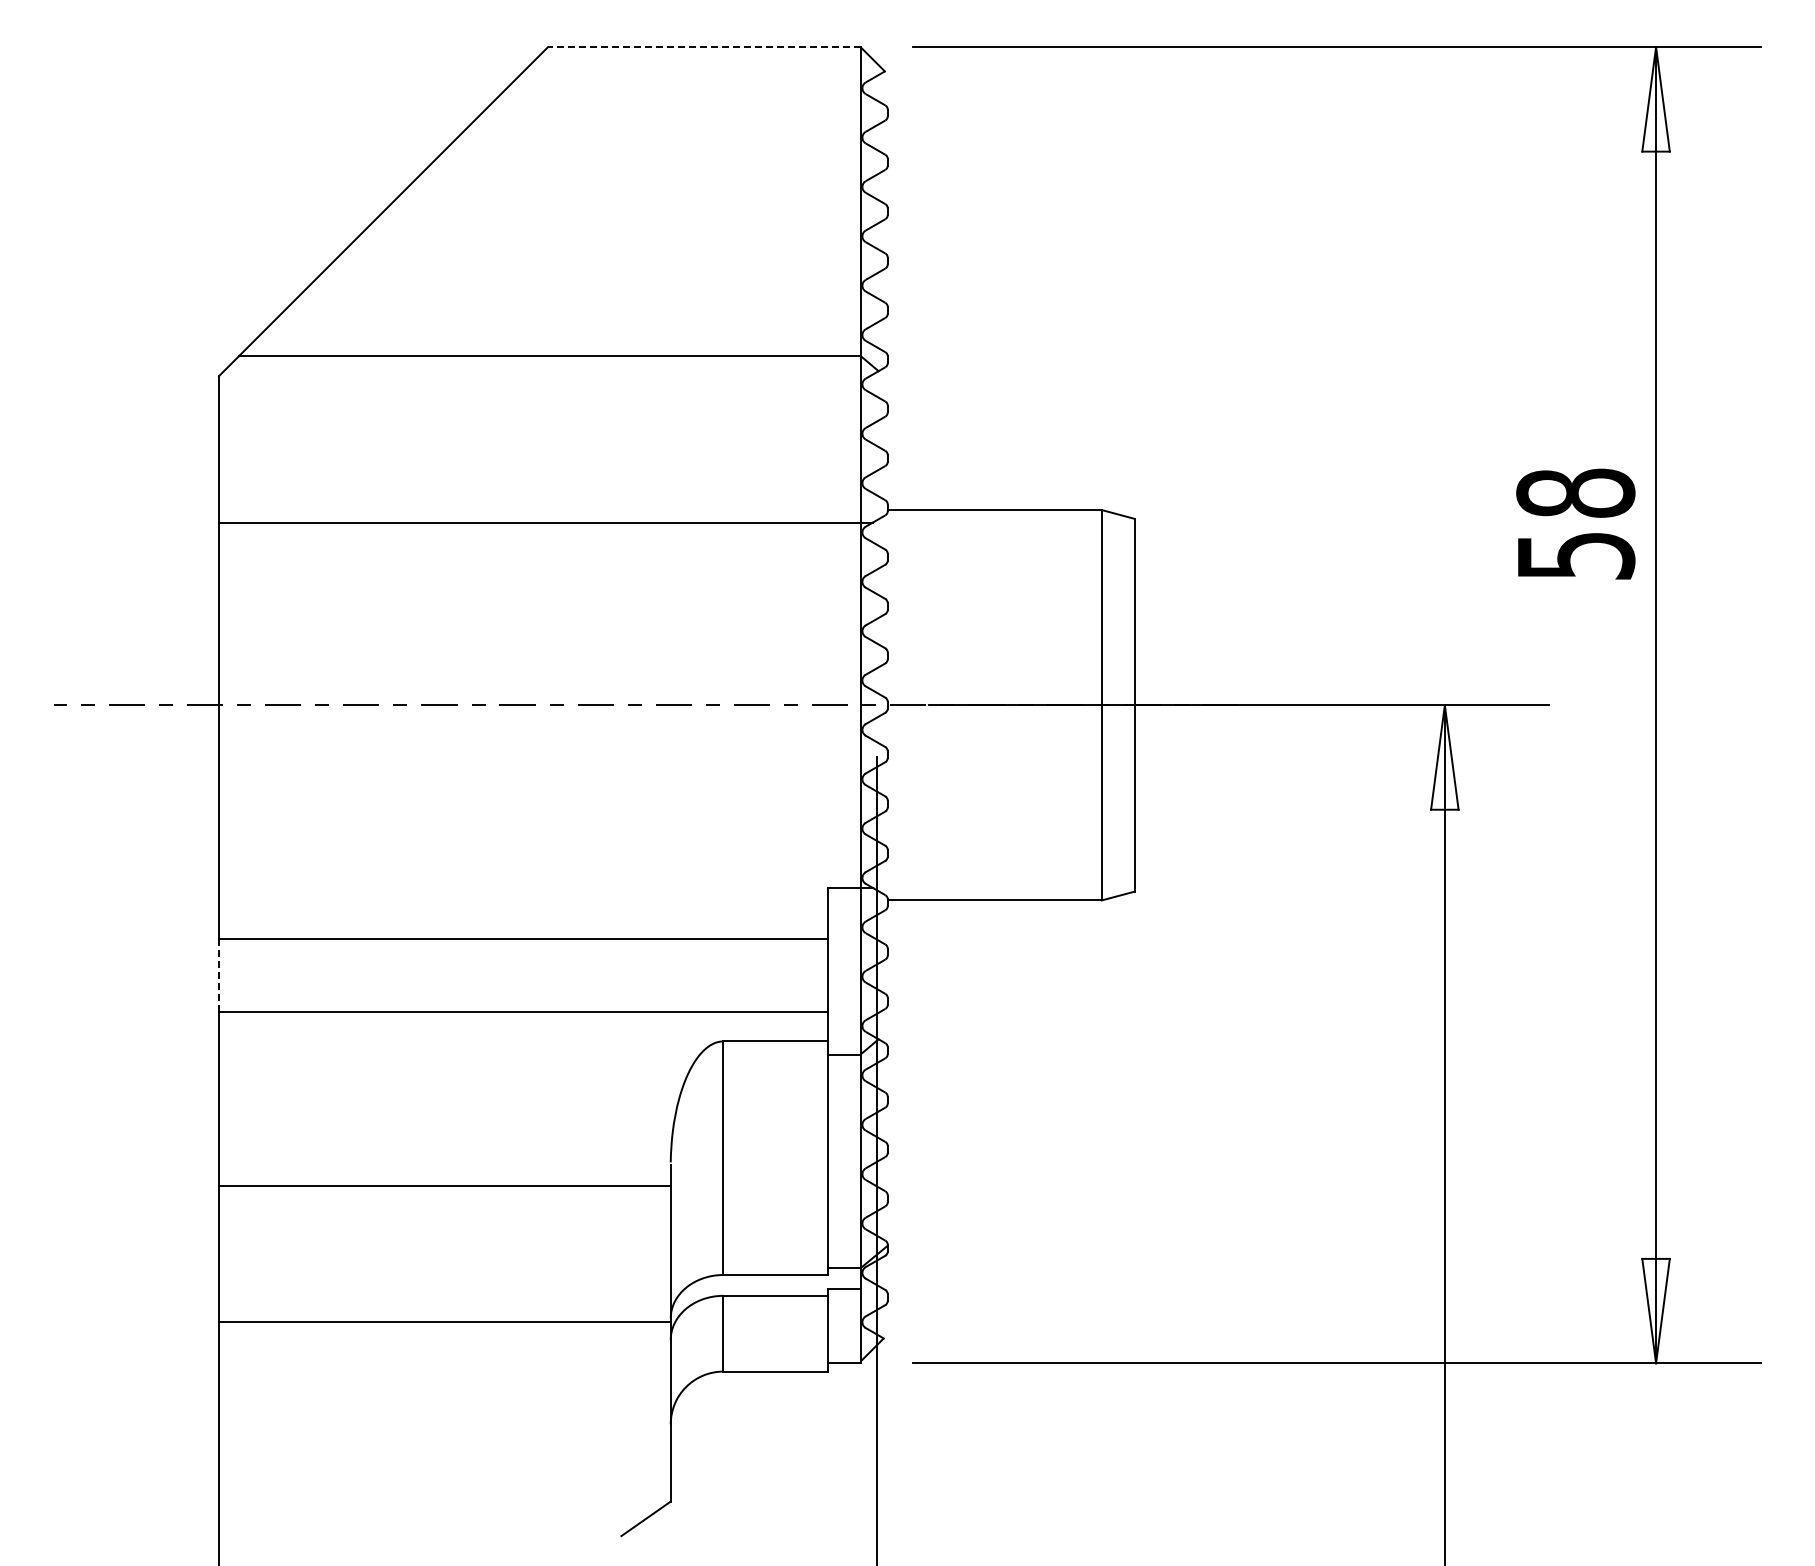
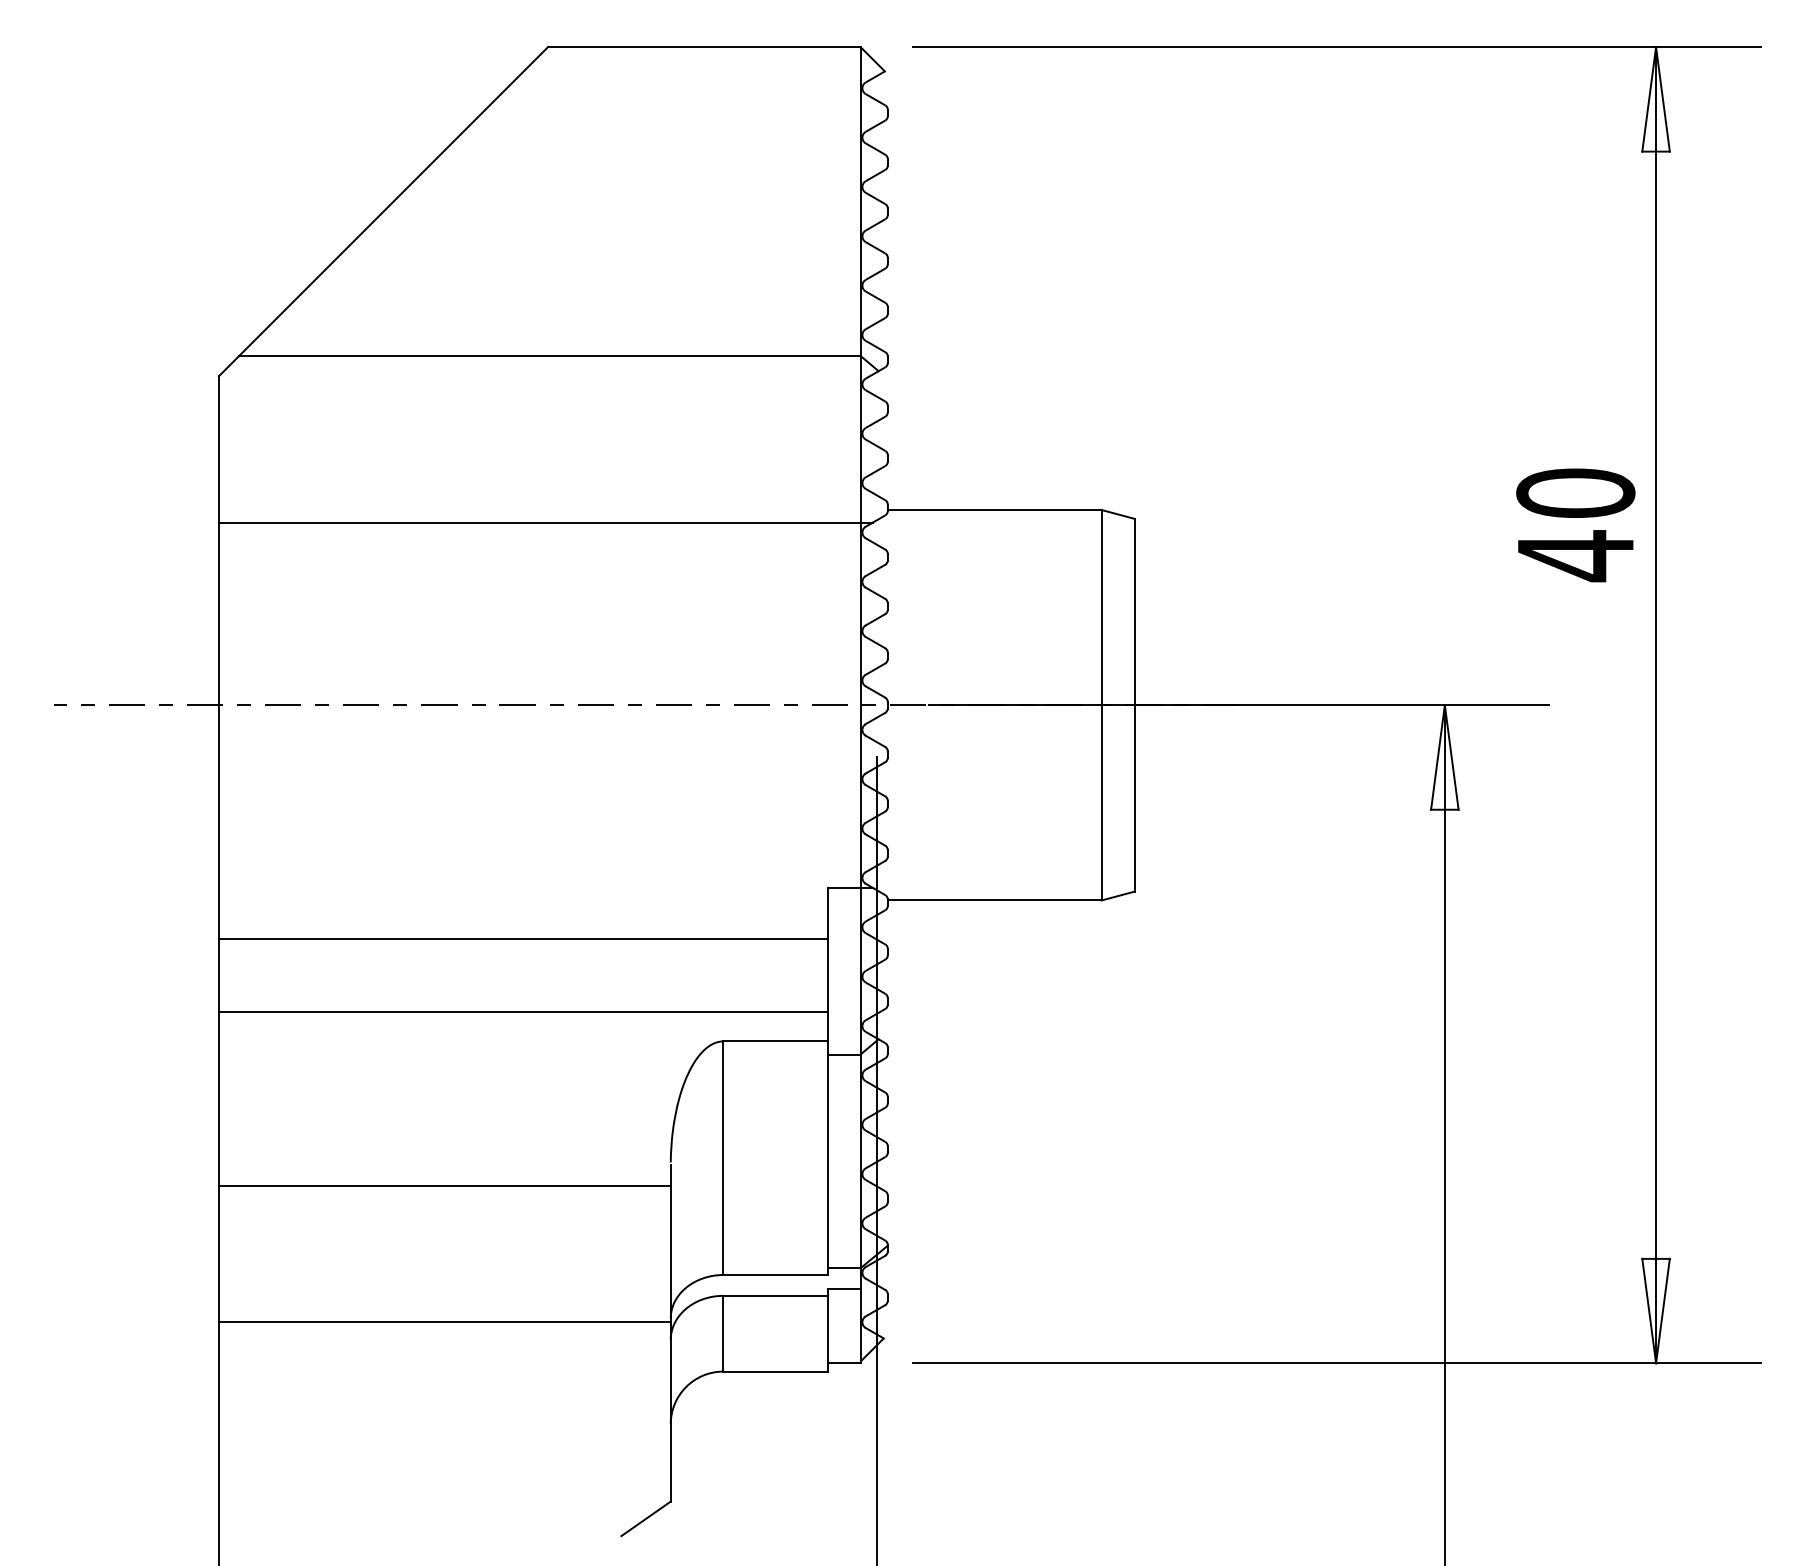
line: dashed -> solid (703, 47)
text: 58 -> 40 (1575, 525)
line: dashed -> solid (218, 975)
